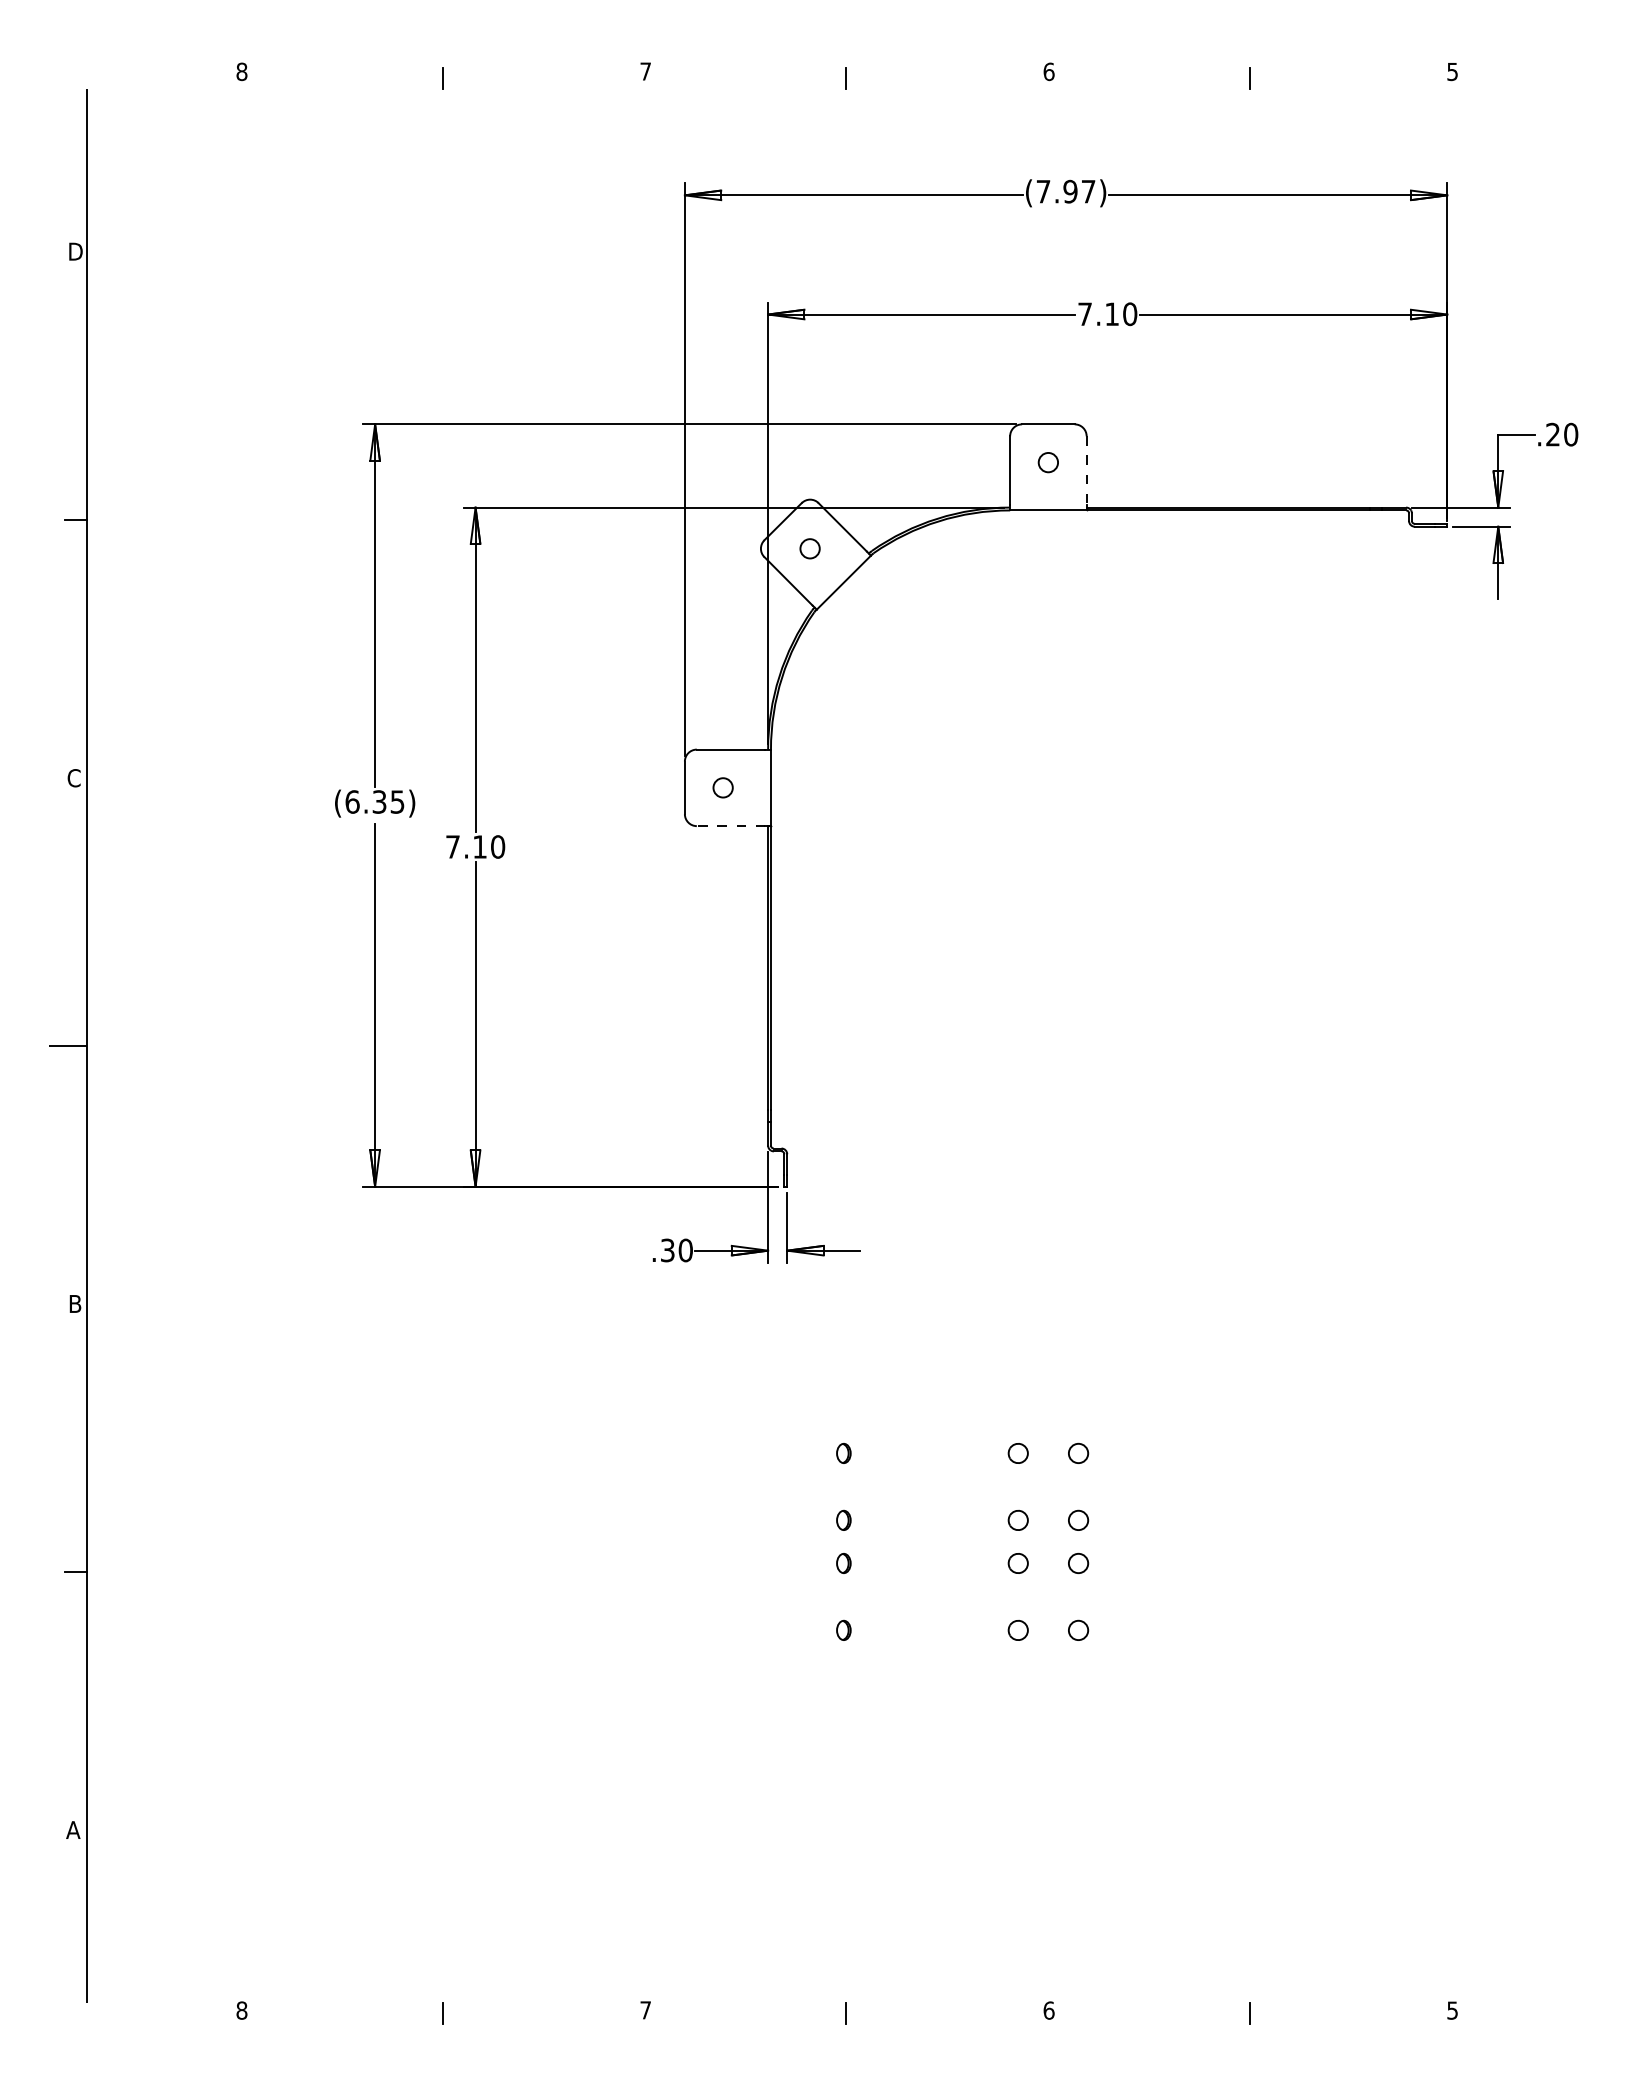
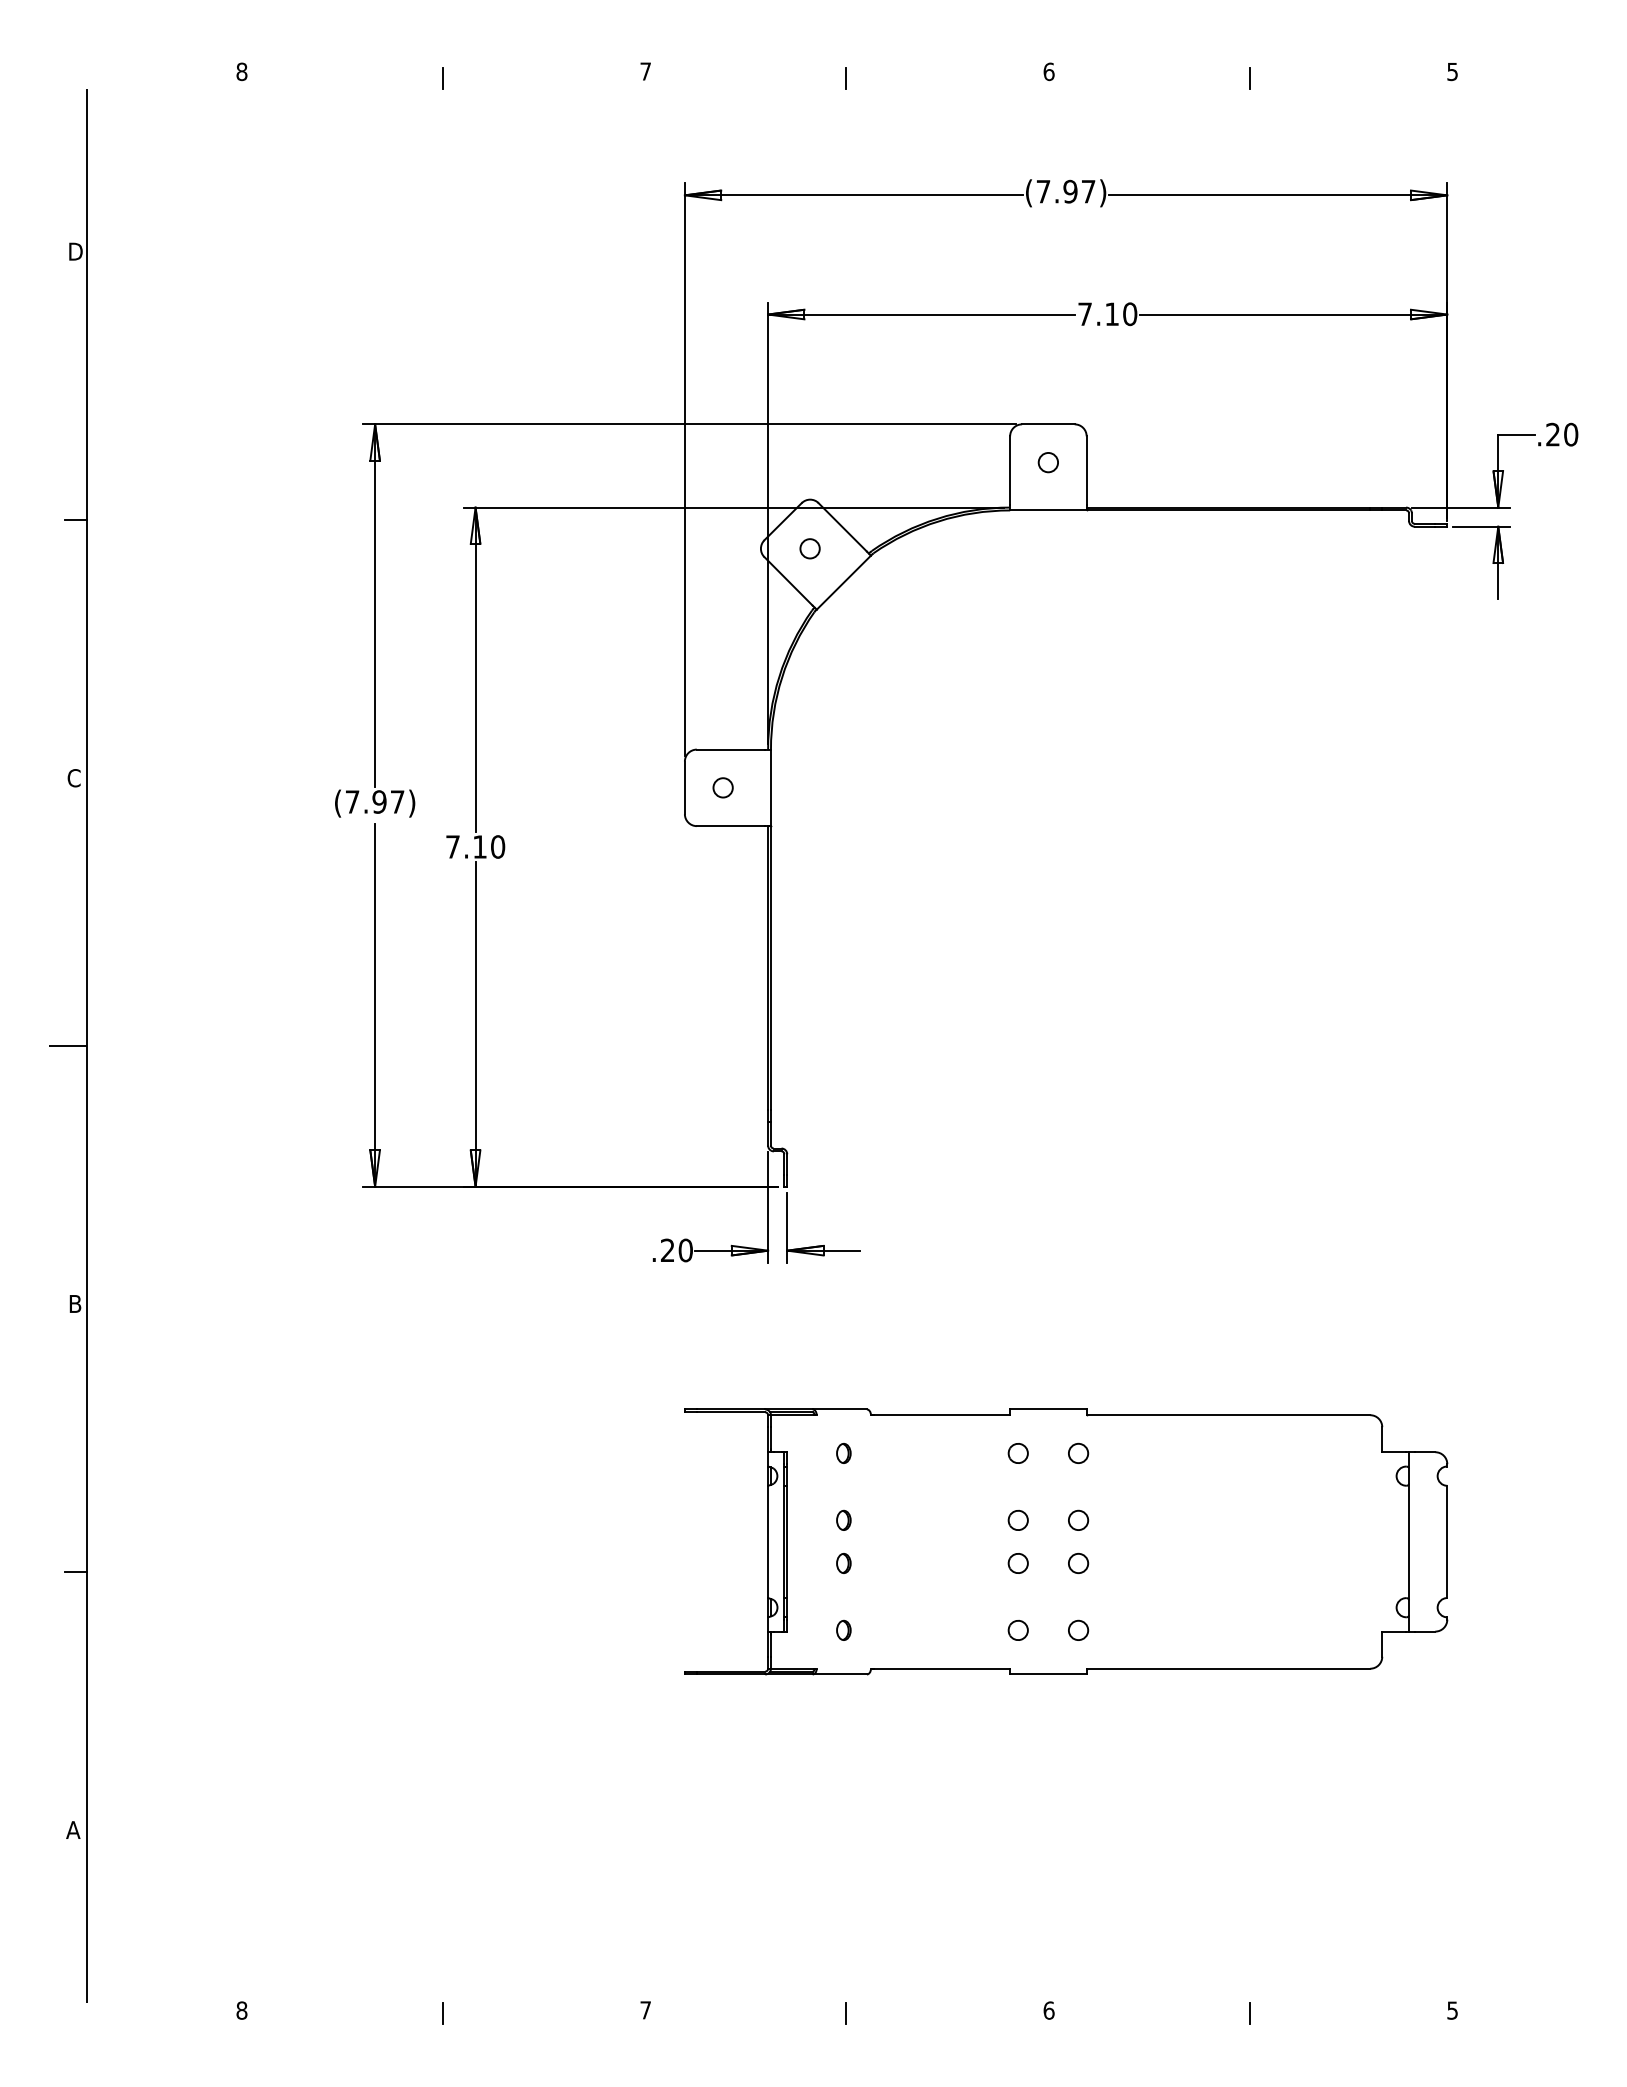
line: dashed -> solid (1086, 471)
text: (6.35) -> (7.97) (374, 801)
line: dashed -> solid (730, 826)
text: .30 -> .20 (667, 1250)
part: none -> present (1066, 1541)
